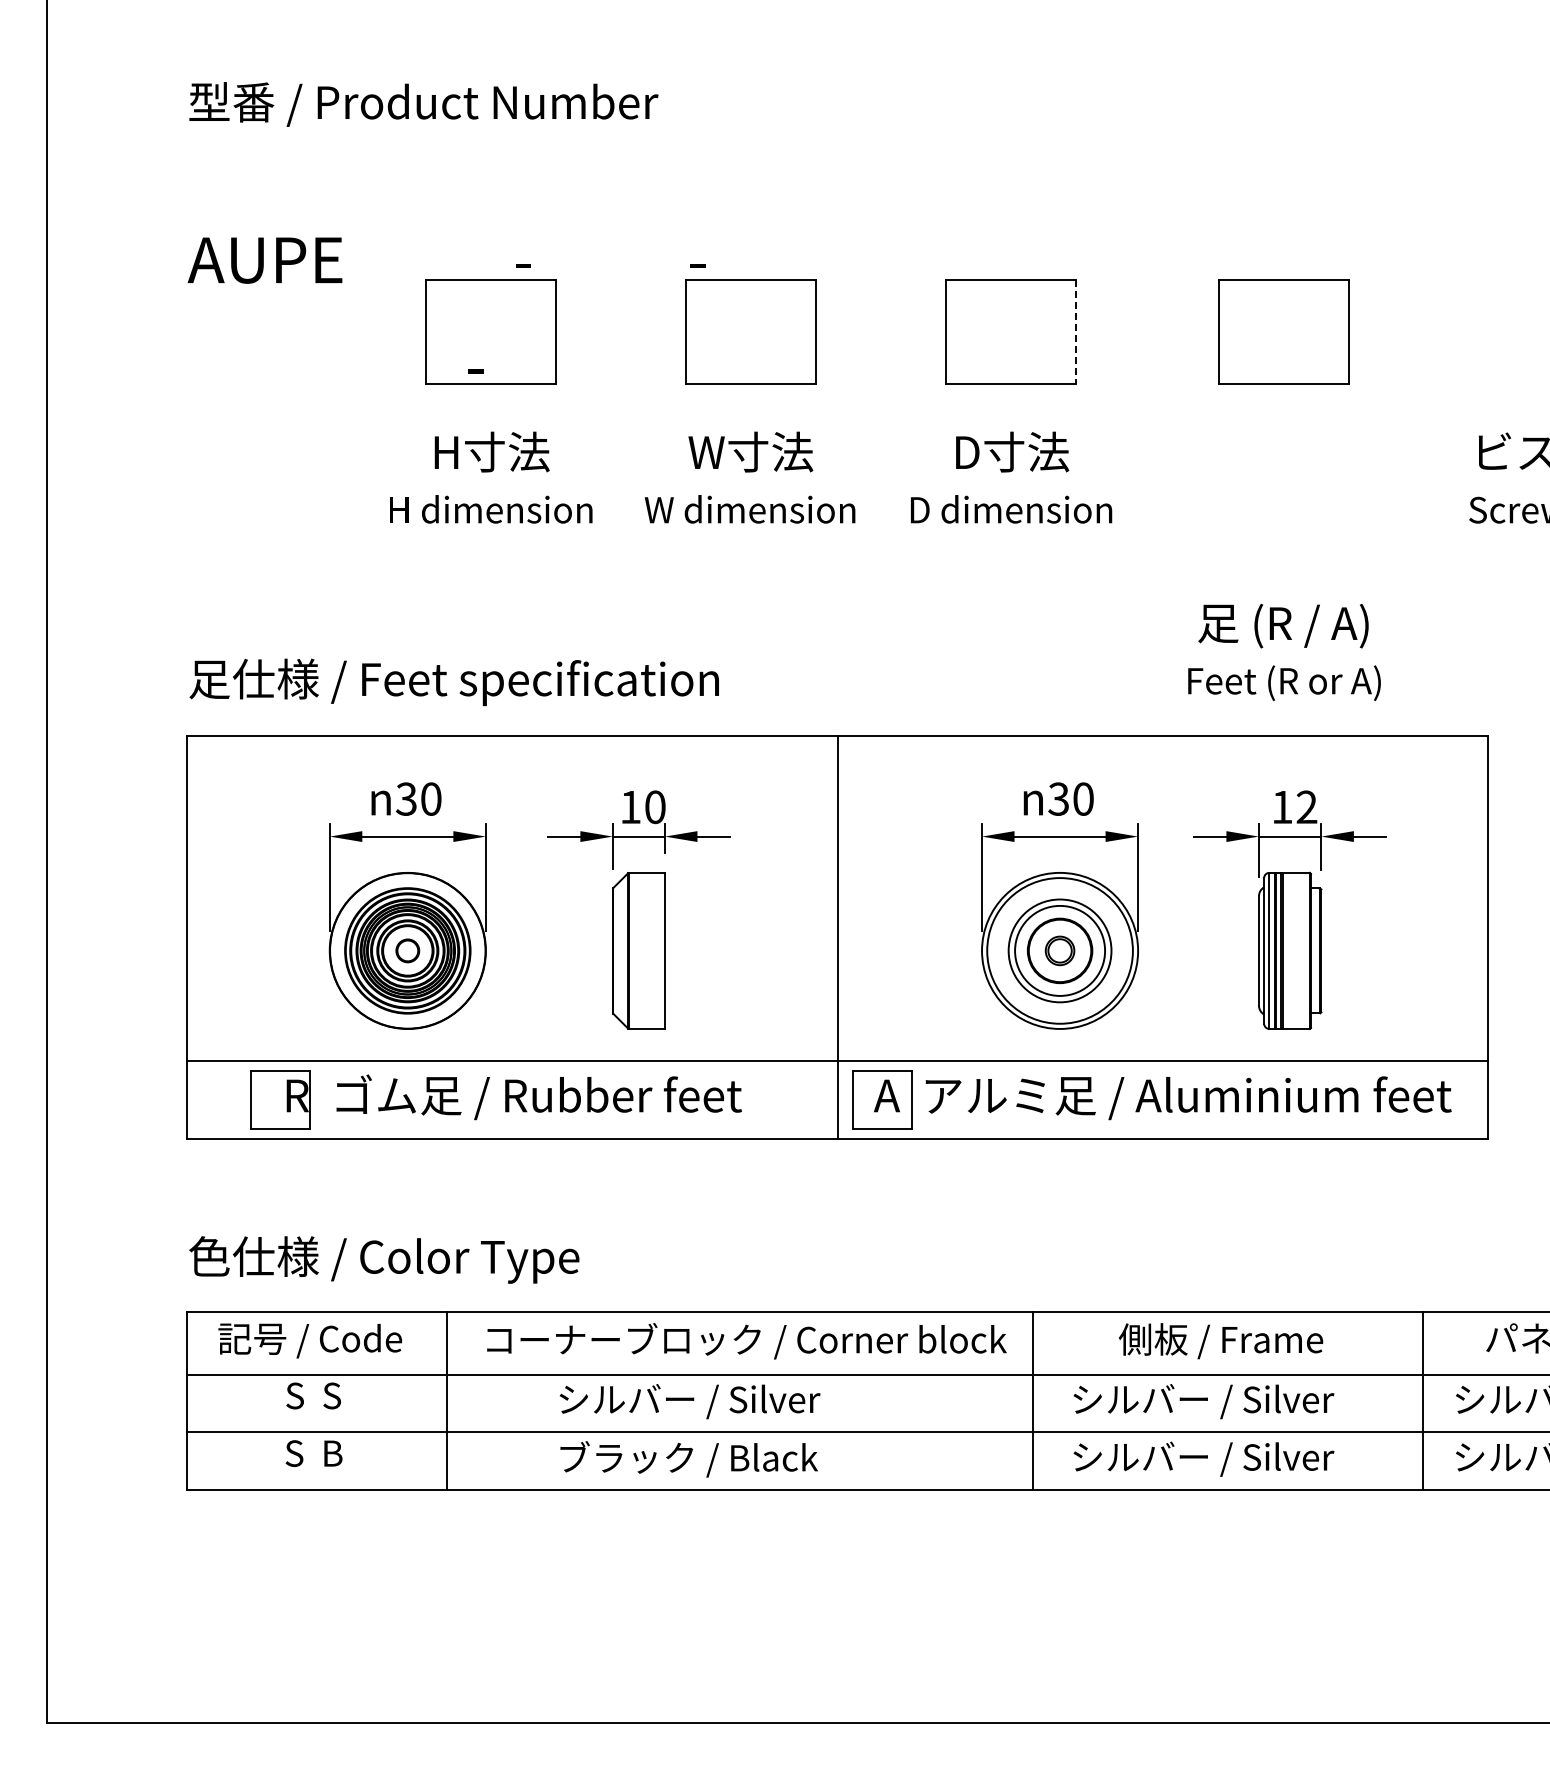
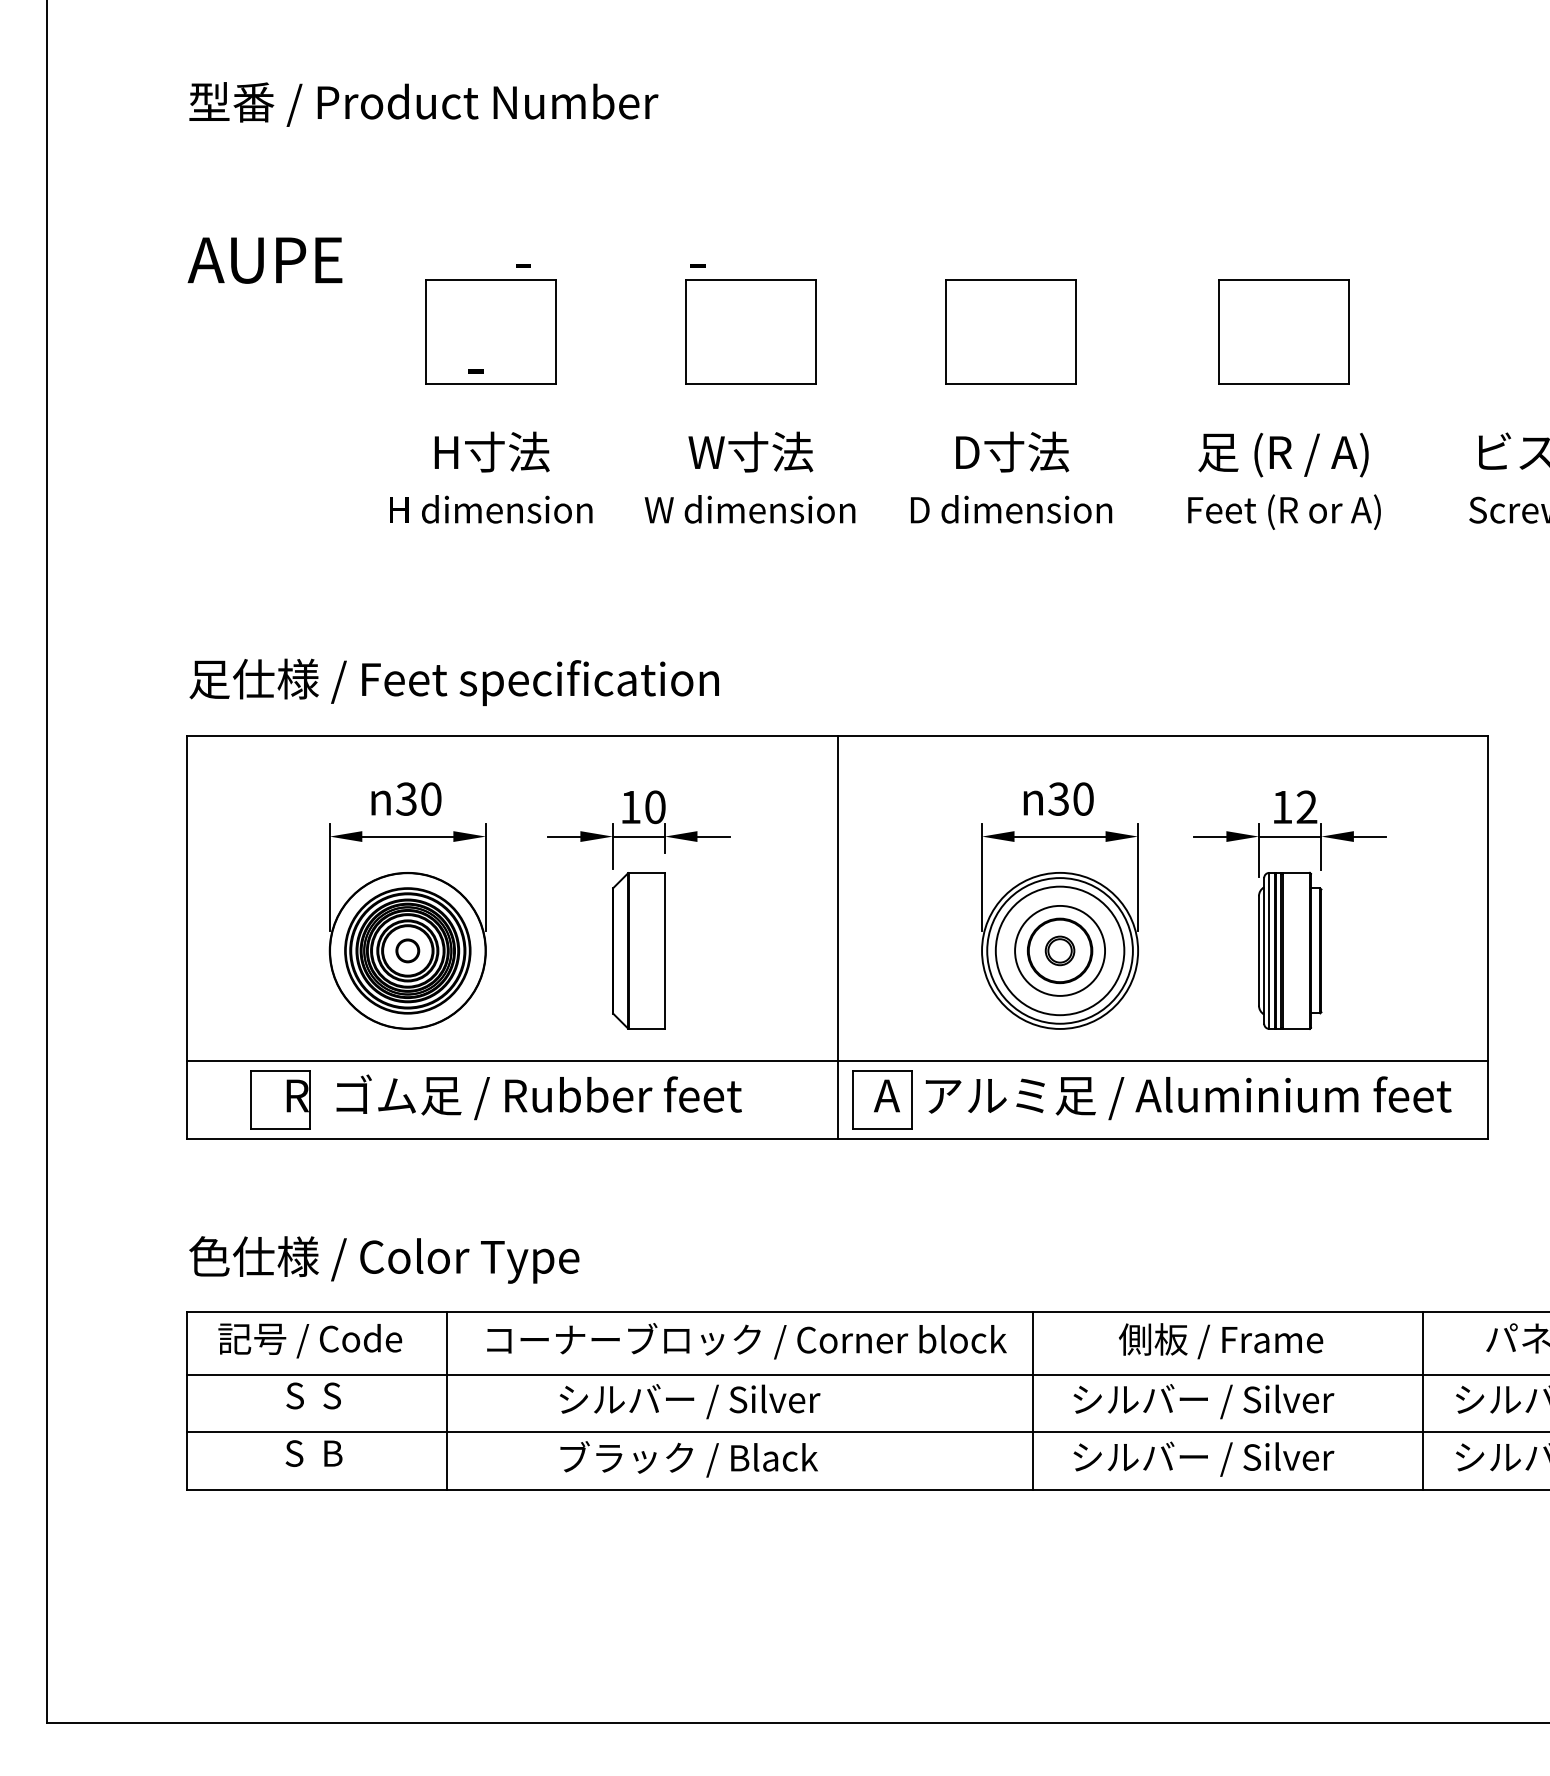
line: dashed -> solid (1076, 332)
text position: (1284, 651) -> (1284, 480) (1284, 480)
circle diameter: 103 px -> 129 px (1059, 950)
